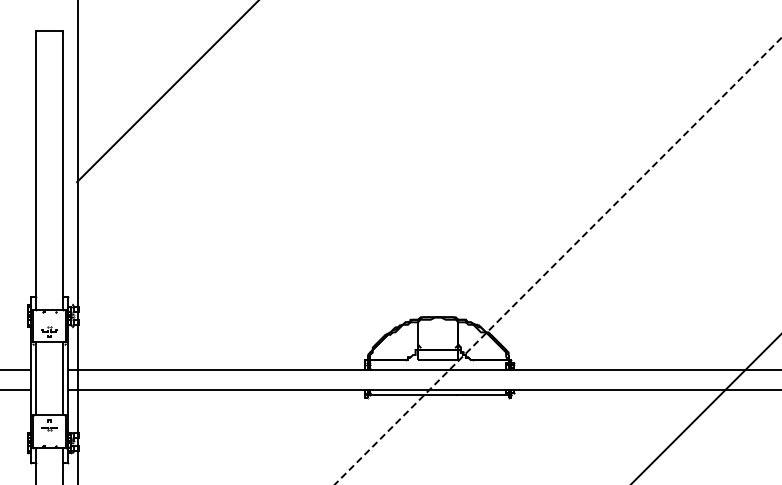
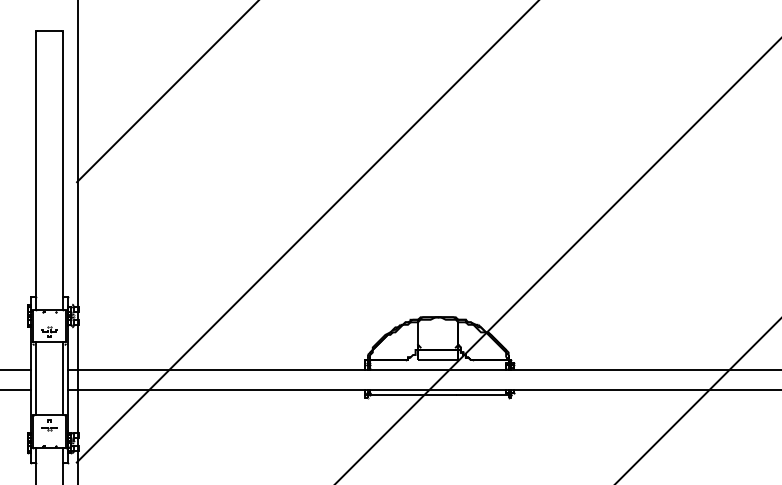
line: none -> present (306, 232)
line: dashed -> solid (558, 261)
line position: (705, 409) -> (697, 400) (697, 400)
